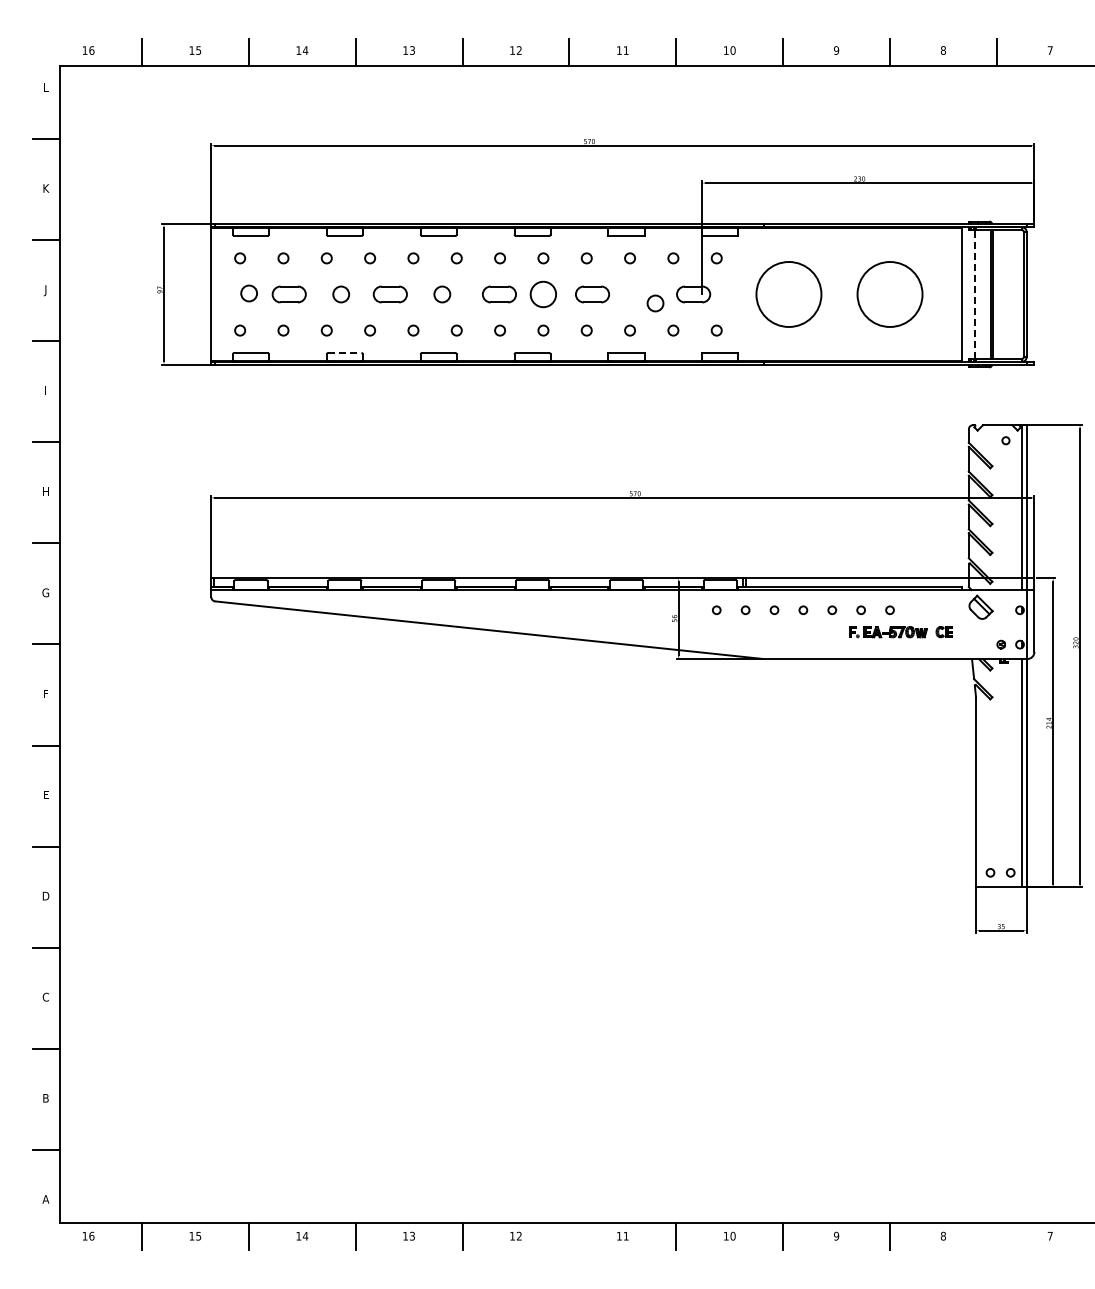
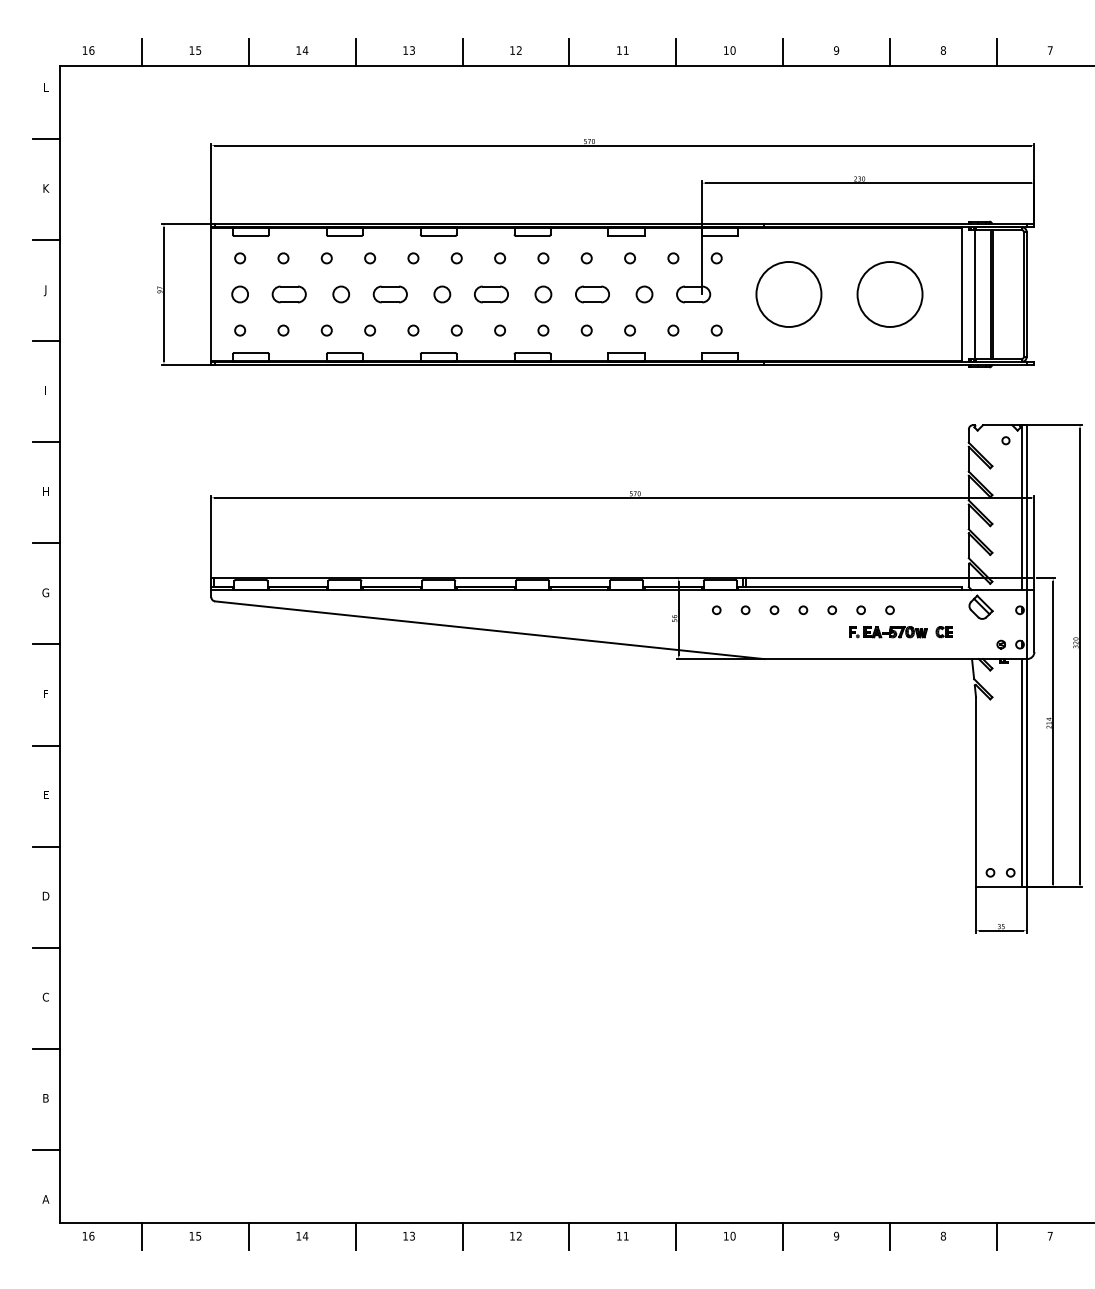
circle position: (248, 293) -> (239, 294) (239, 294)
part position: (499, 294) -> (491, 294) (491, 294)
circle size: 28x29 px -> 19x19 px (543, 294)
line: dashed -> solid (975, 294)
circle position: (655, 303) -> (644, 294) (644, 294)
line: dashed -> solid (344, 352)
line: none -> present (569, 1236)
line: none -> present (996, 1236)
